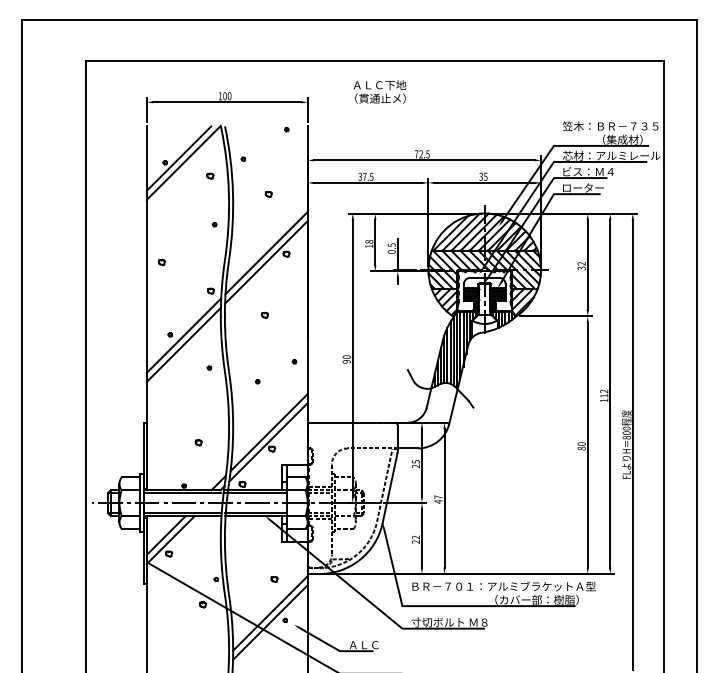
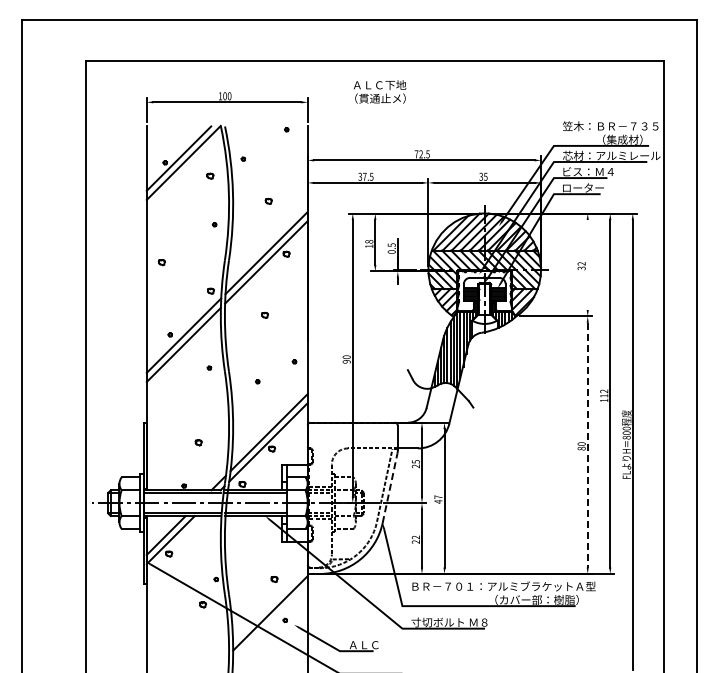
part position: (268, 194) -> (268, 201) (268, 201)
line: present -> none (587, 264)
line: solid -> dashed (587, 445)
line: solid -> dashed (390, 488)
line: present -> none (270, 622)
